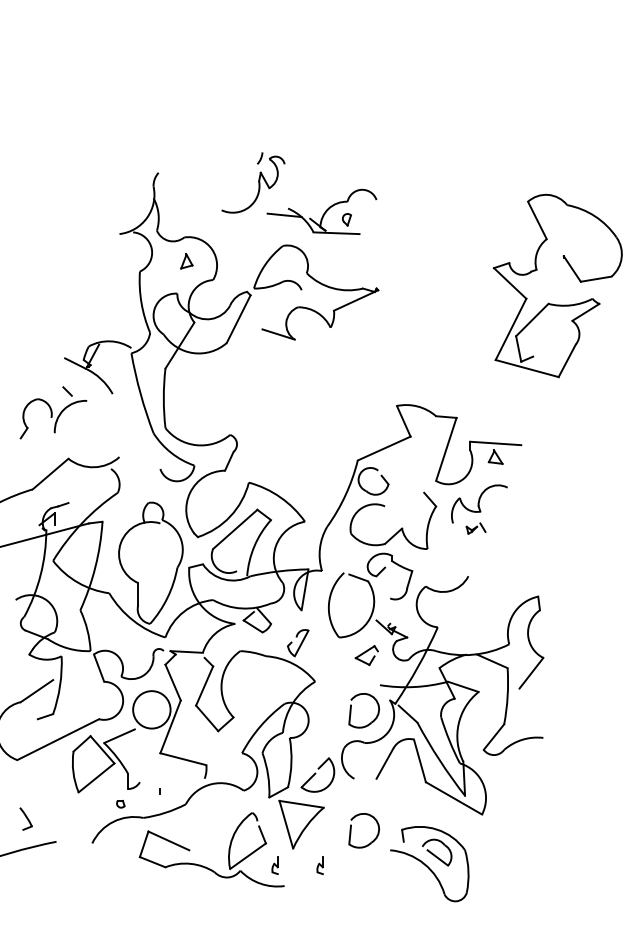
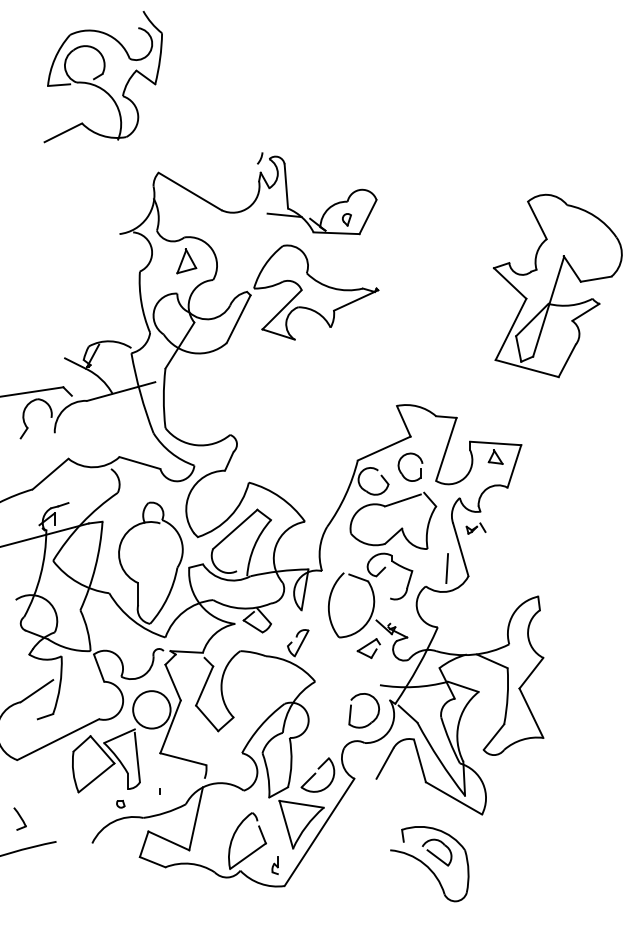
part: none -> present (102, 77)
line: none -> present (286, 186)
line: none -> present (189, 191)
line: none -> present (367, 217)
part size: 14x17 px -> 22x27 px (186, 261)
line: none -> present (548, 306)
line: none -> present (281, 309)
line: none -> present (32, 391)
line: none -> present (121, 391)
line: none -> present (139, 463)
line: none -> present (514, 466)
part: none -> present (420, 468)
line: none -> present (402, 500)
line: none -> present (460, 549)
line: none -> present (447, 568)
part position: (366, 655) -> (368, 648) (368, 648)
line: none -> present (531, 712)
line: none -> present (136, 757)
part position: (25, 818) -> (19, 818) (19, 818)
line: none -> present (195, 818)
part: present -> none (351, 830)
line: none -> present (319, 832)
part: present -> none (319, 865)
